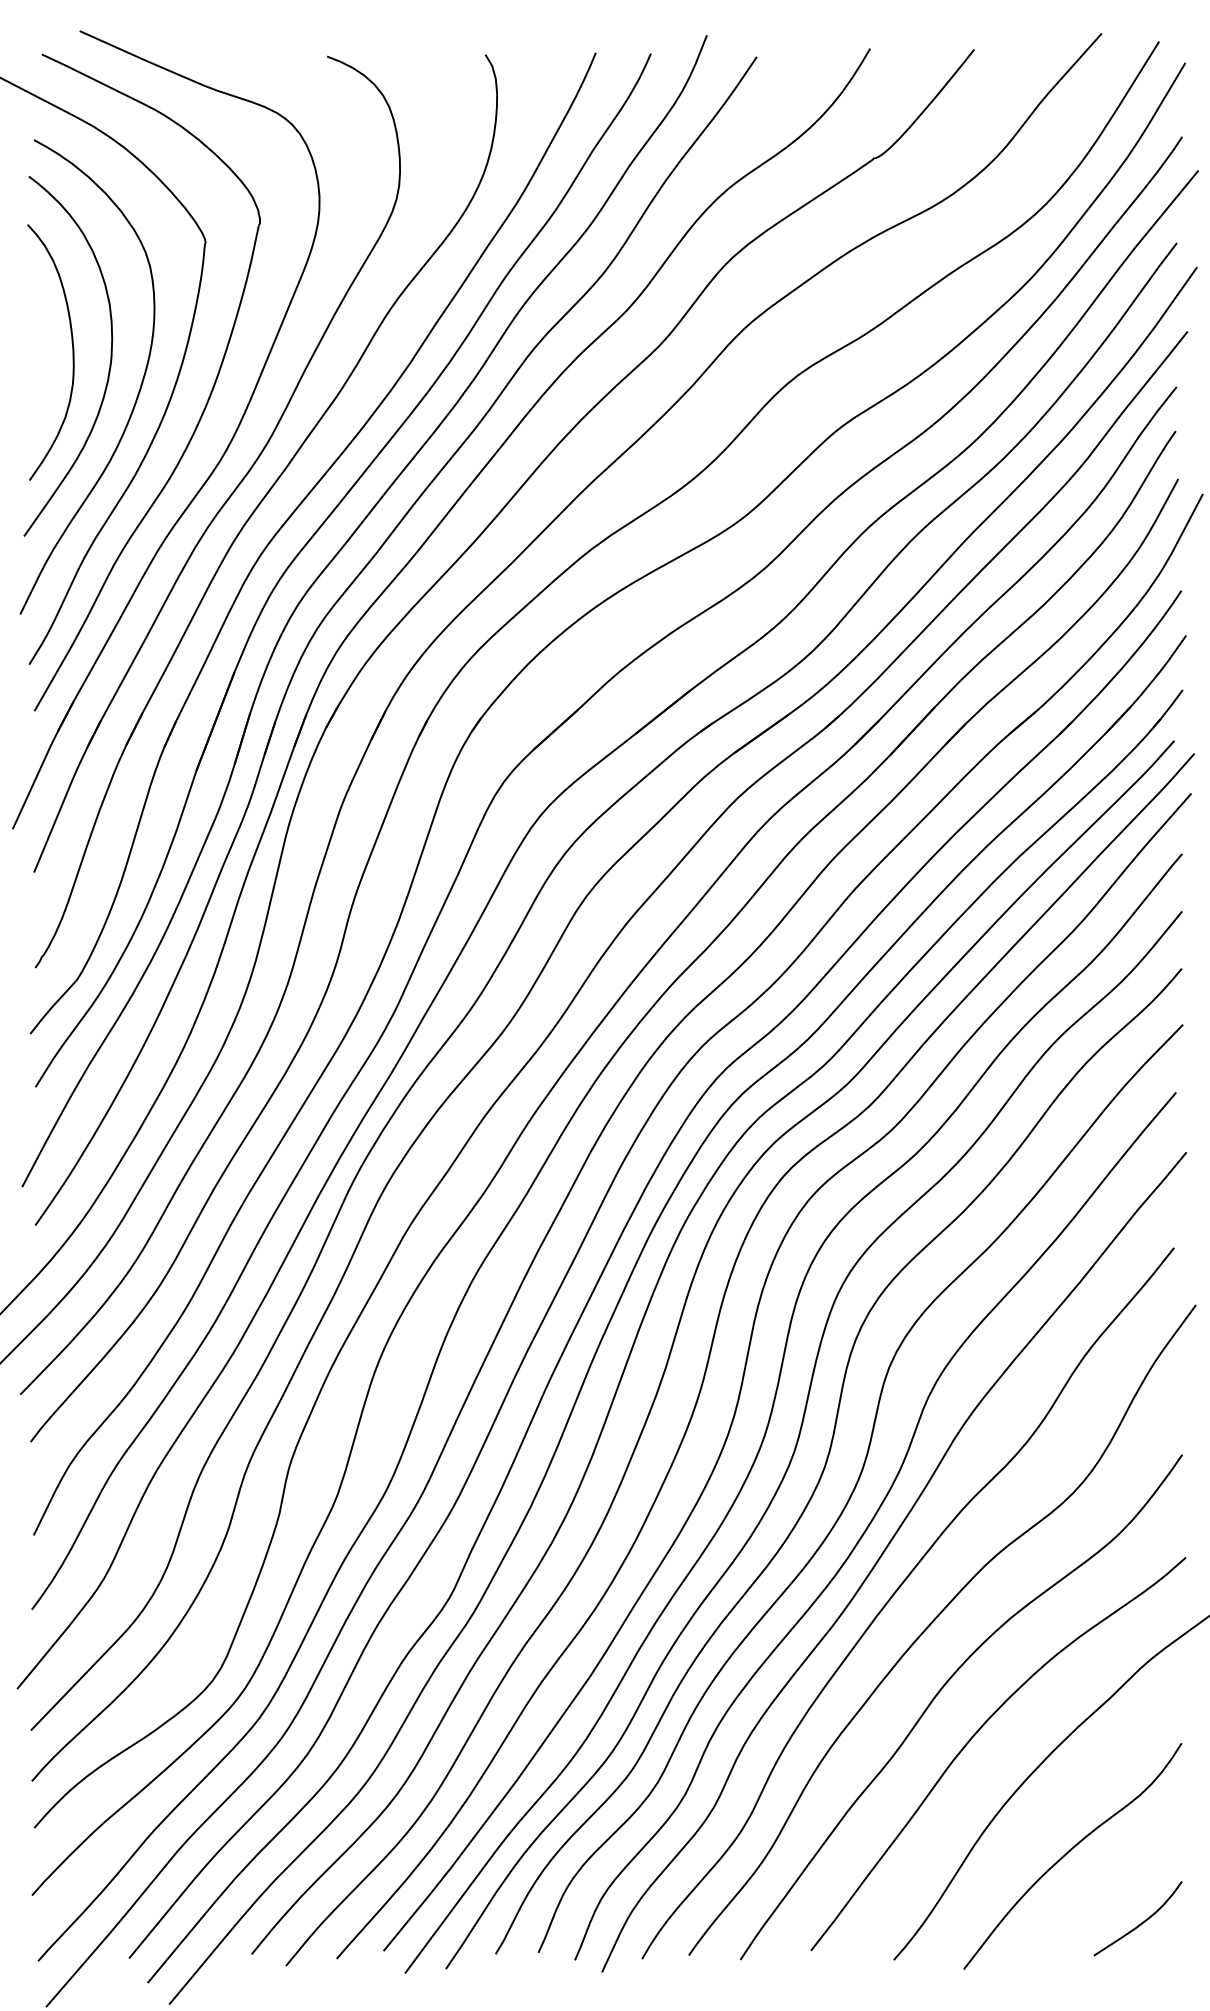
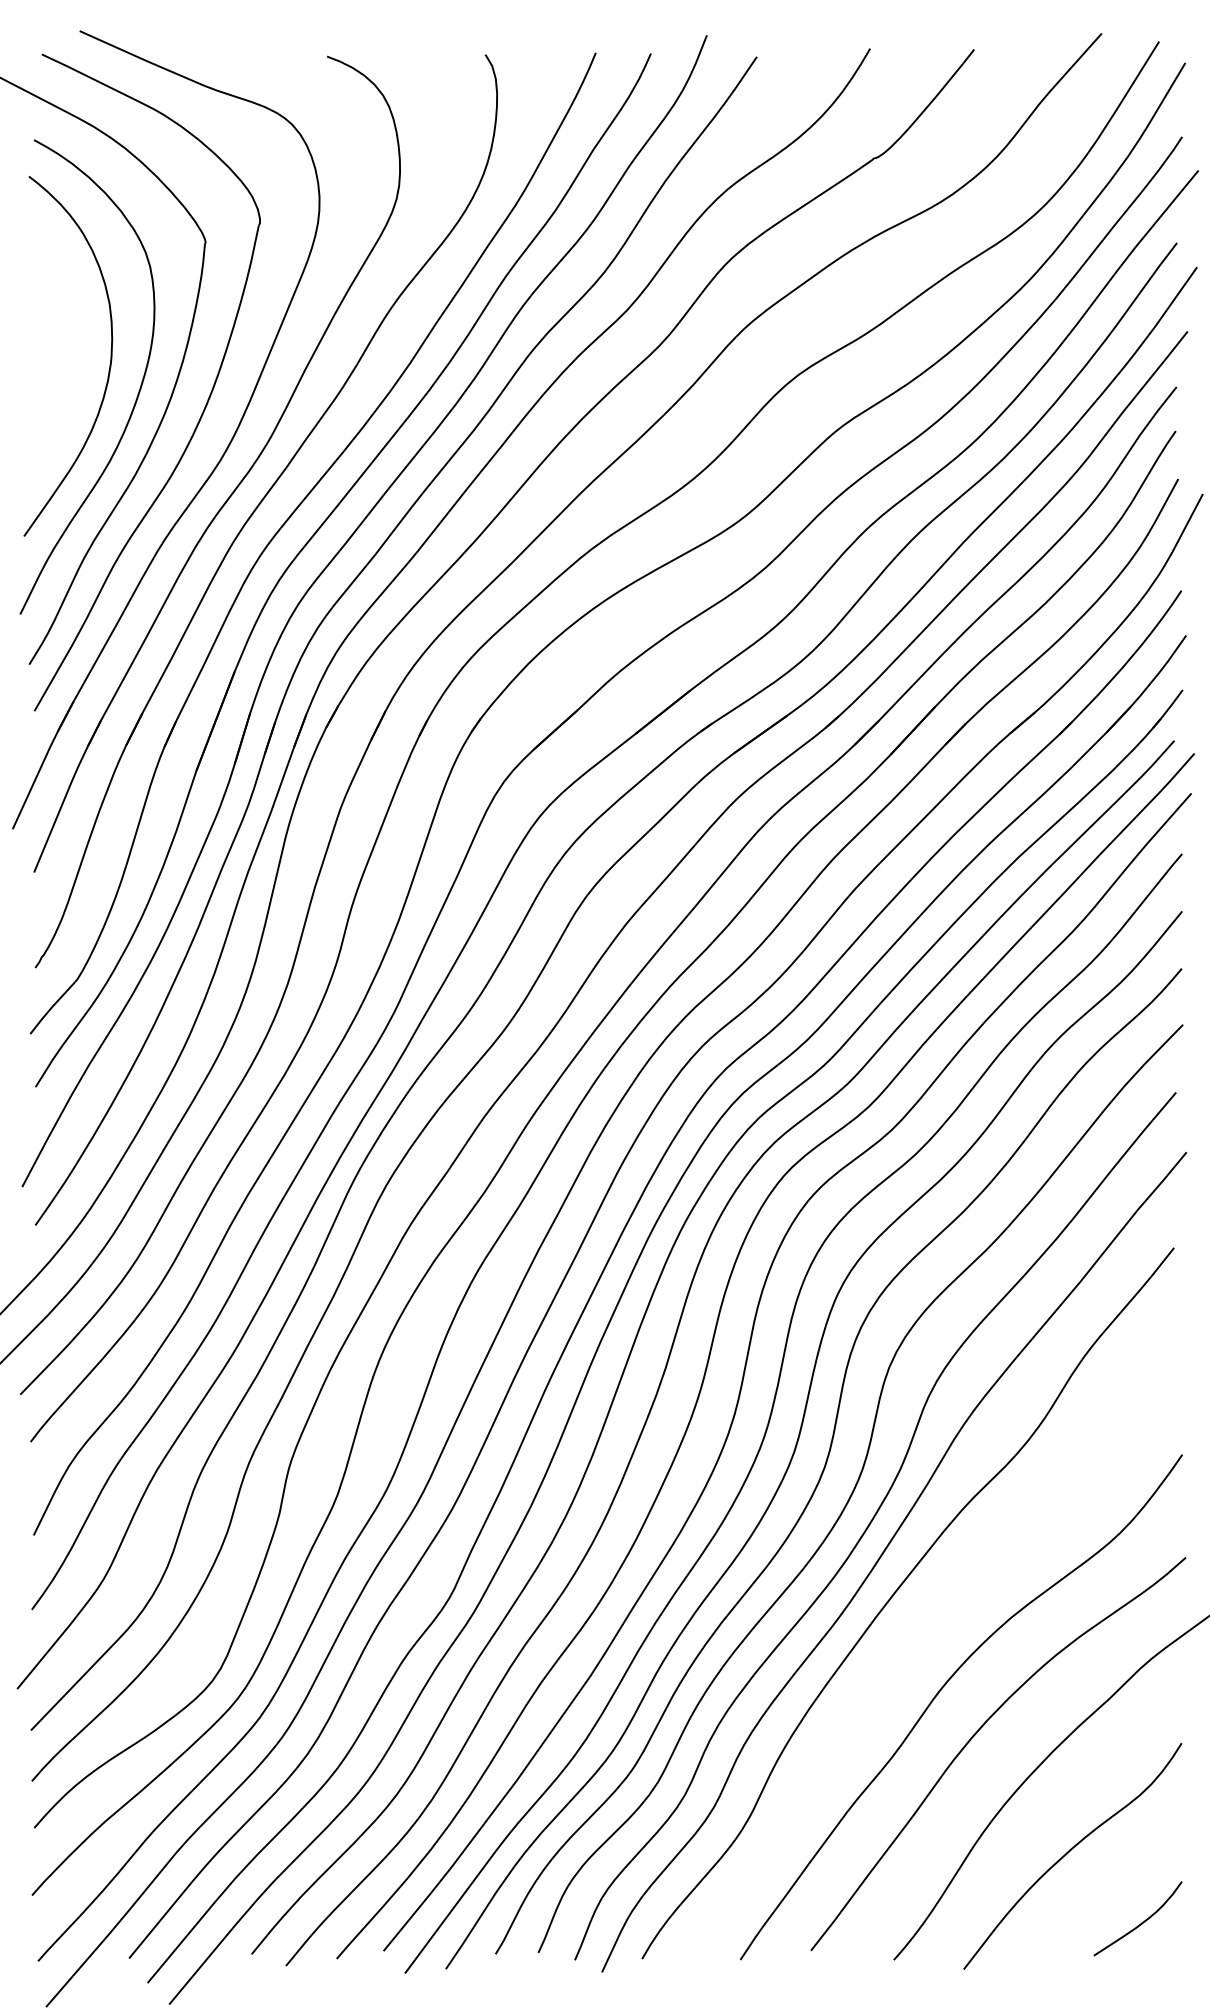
curve: present -> none (72, 352)
curve: present -> none (934, 1621)
